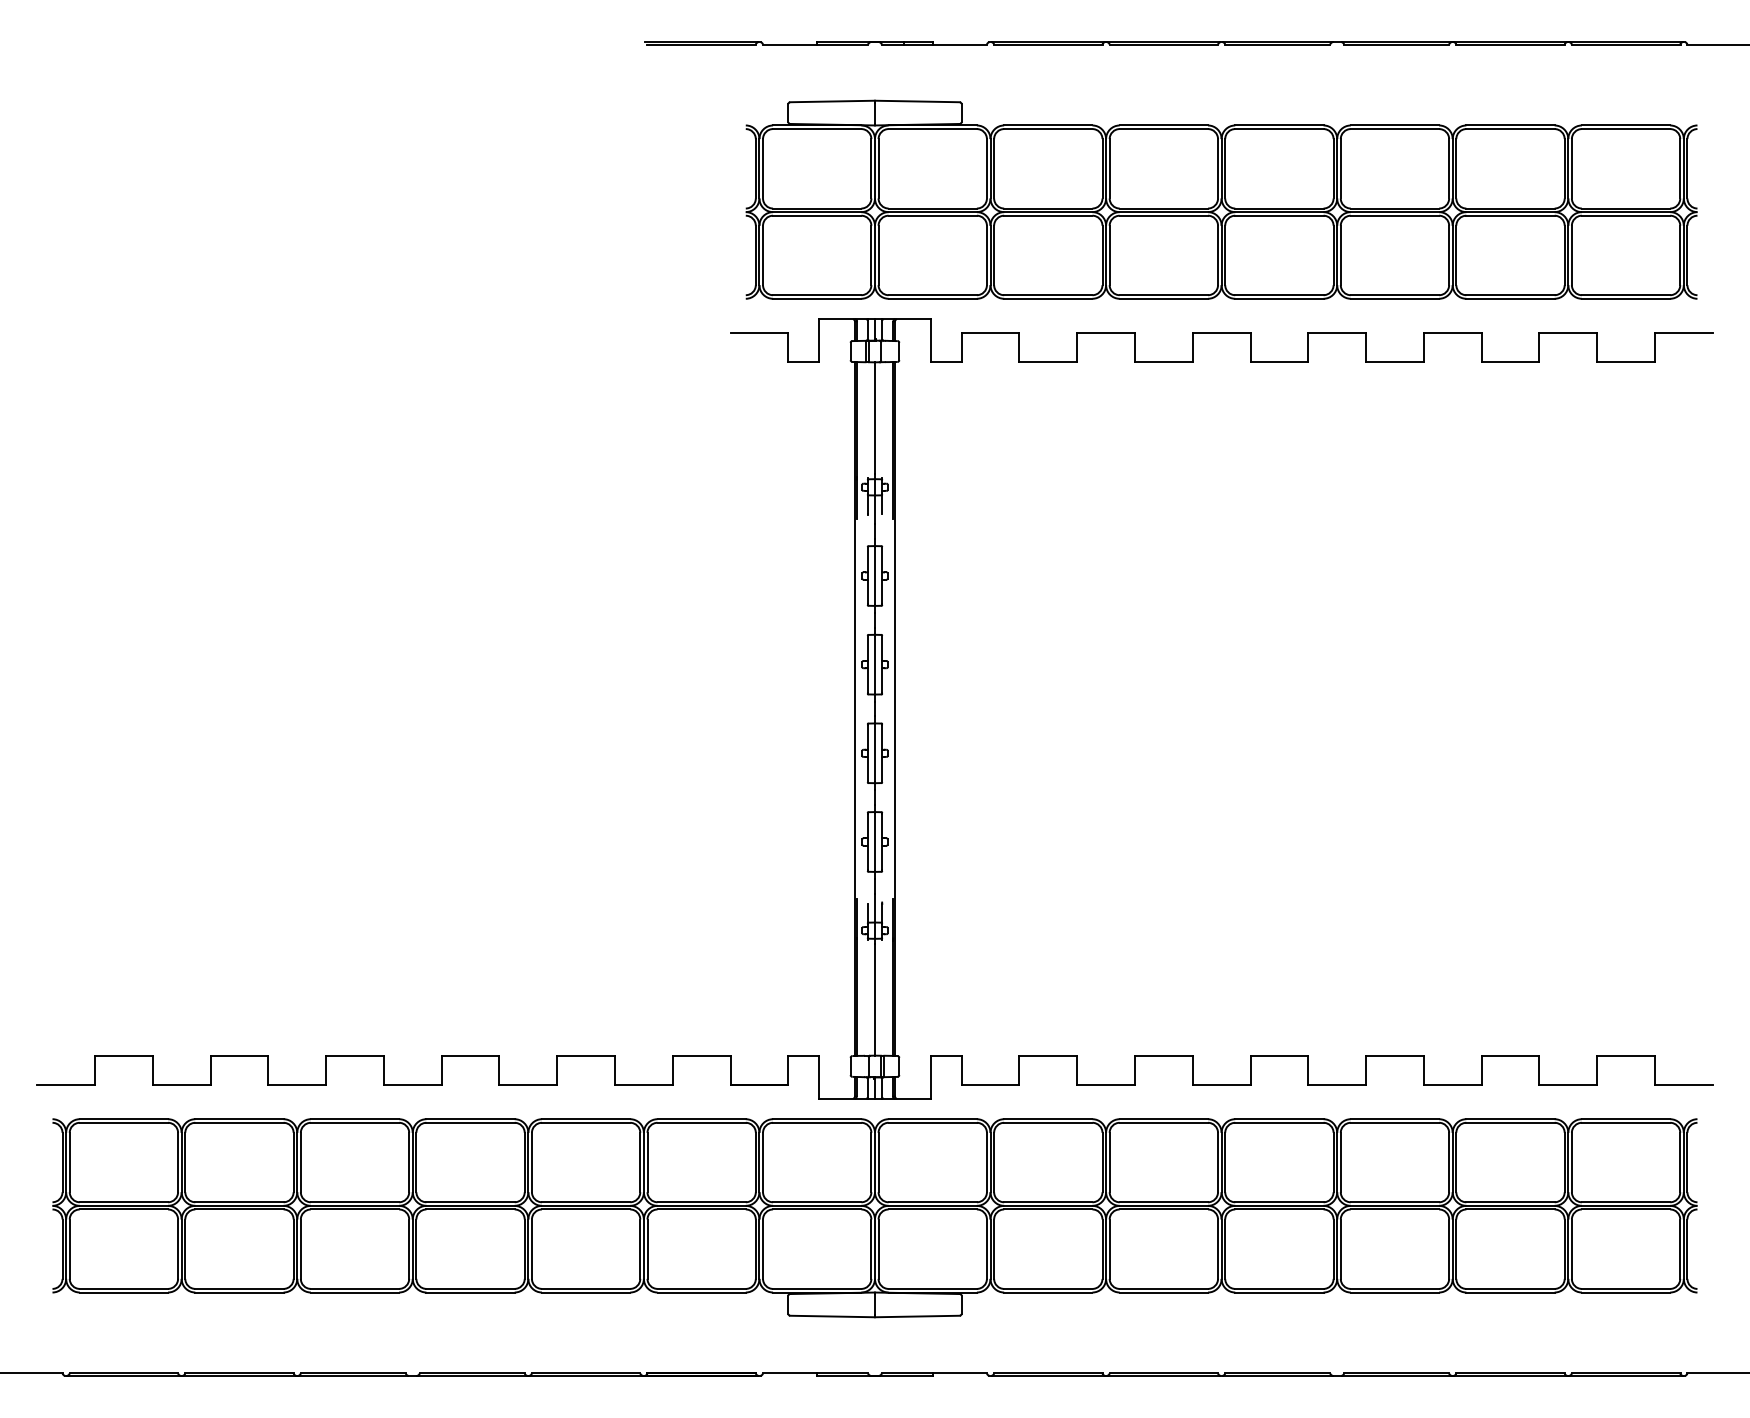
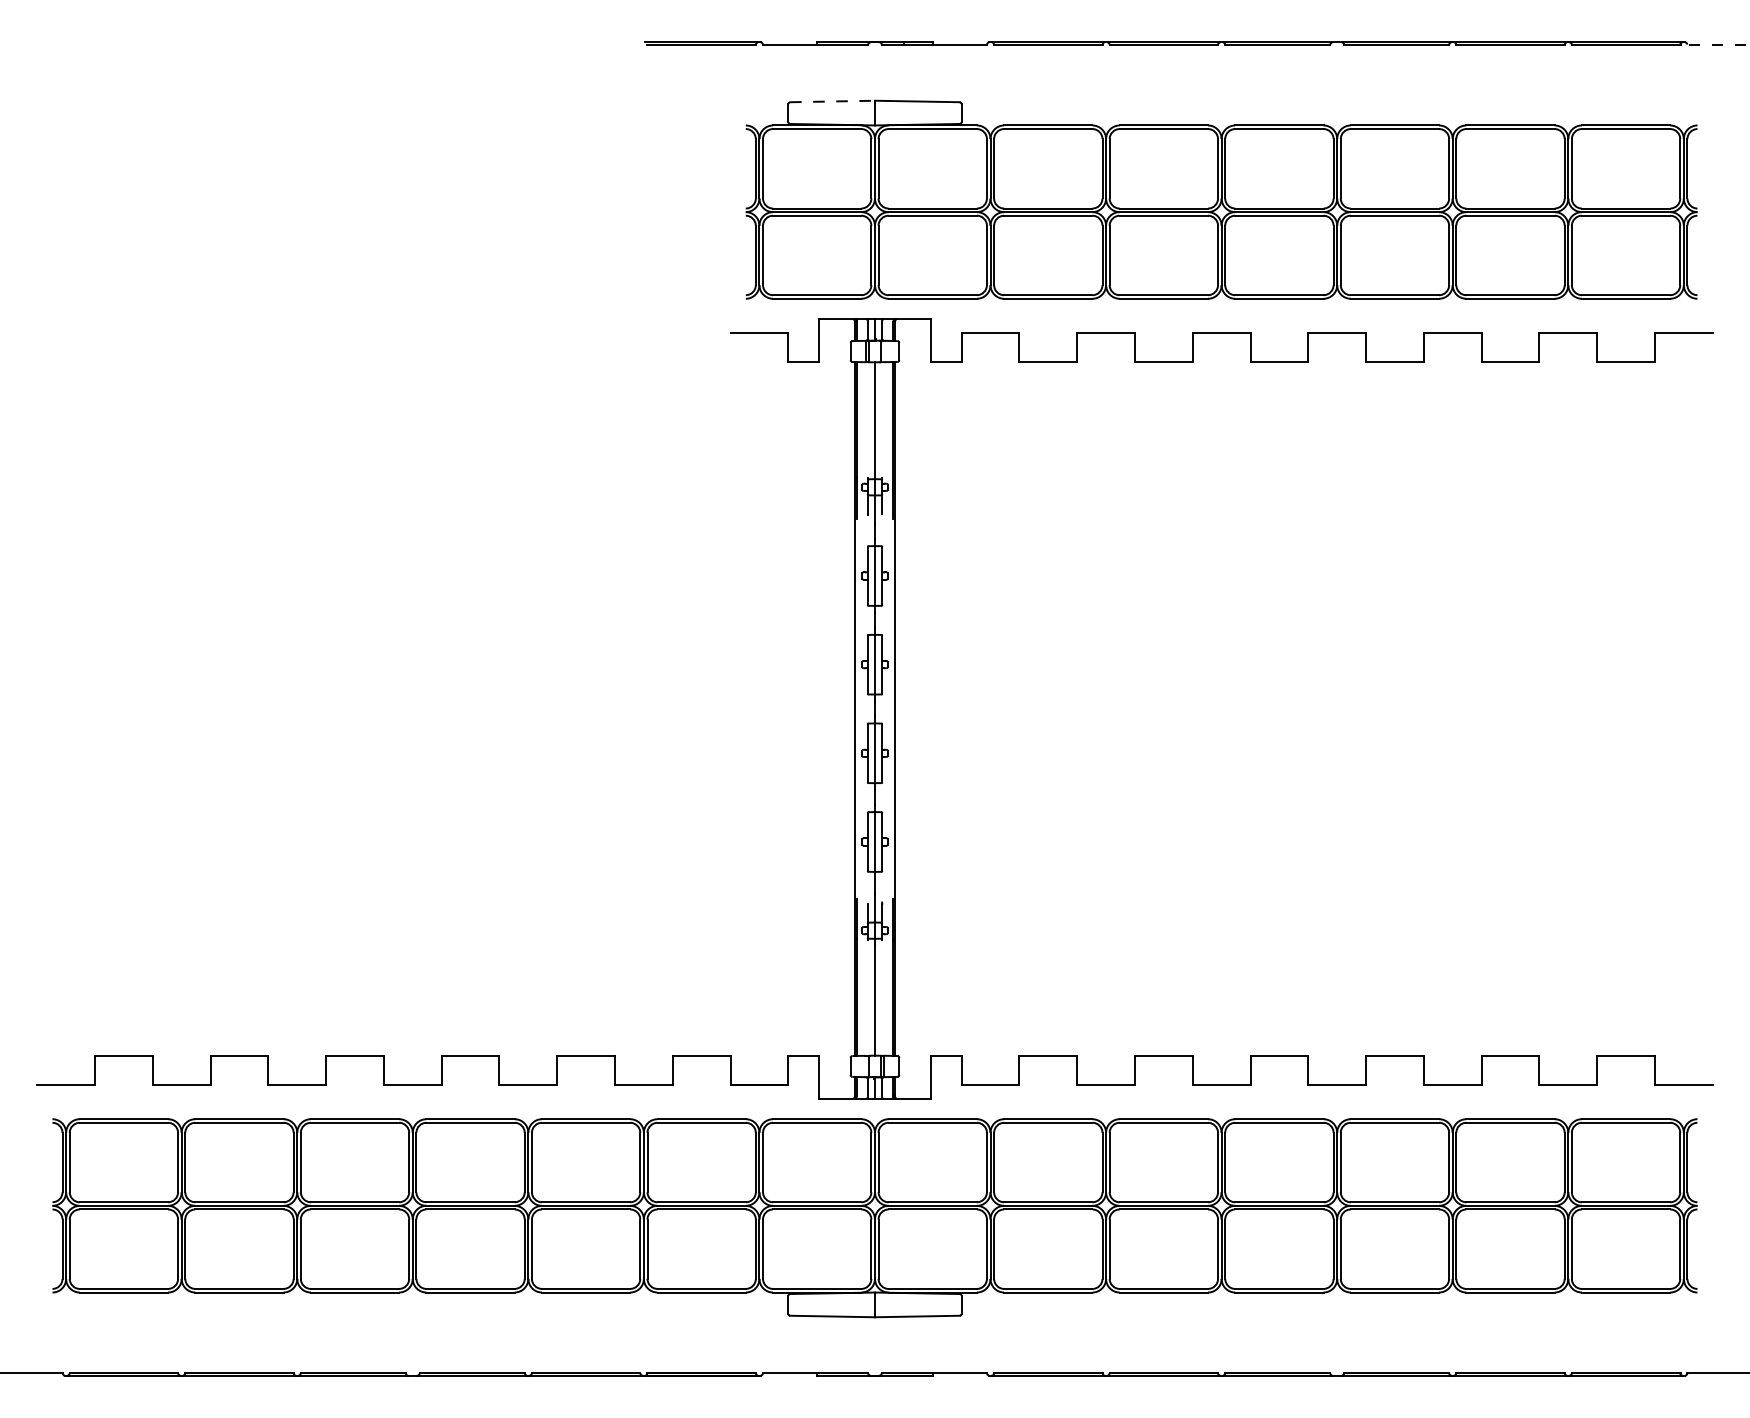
line: solid -> dashed (1718, 44)
line: solid -> dashed (833, 101)
